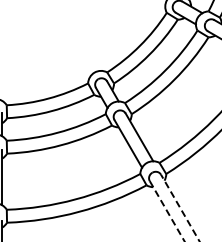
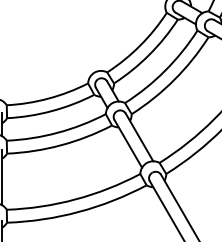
line: dashed -> solid (180, 208)
line: dashed -> solid (167, 211)
